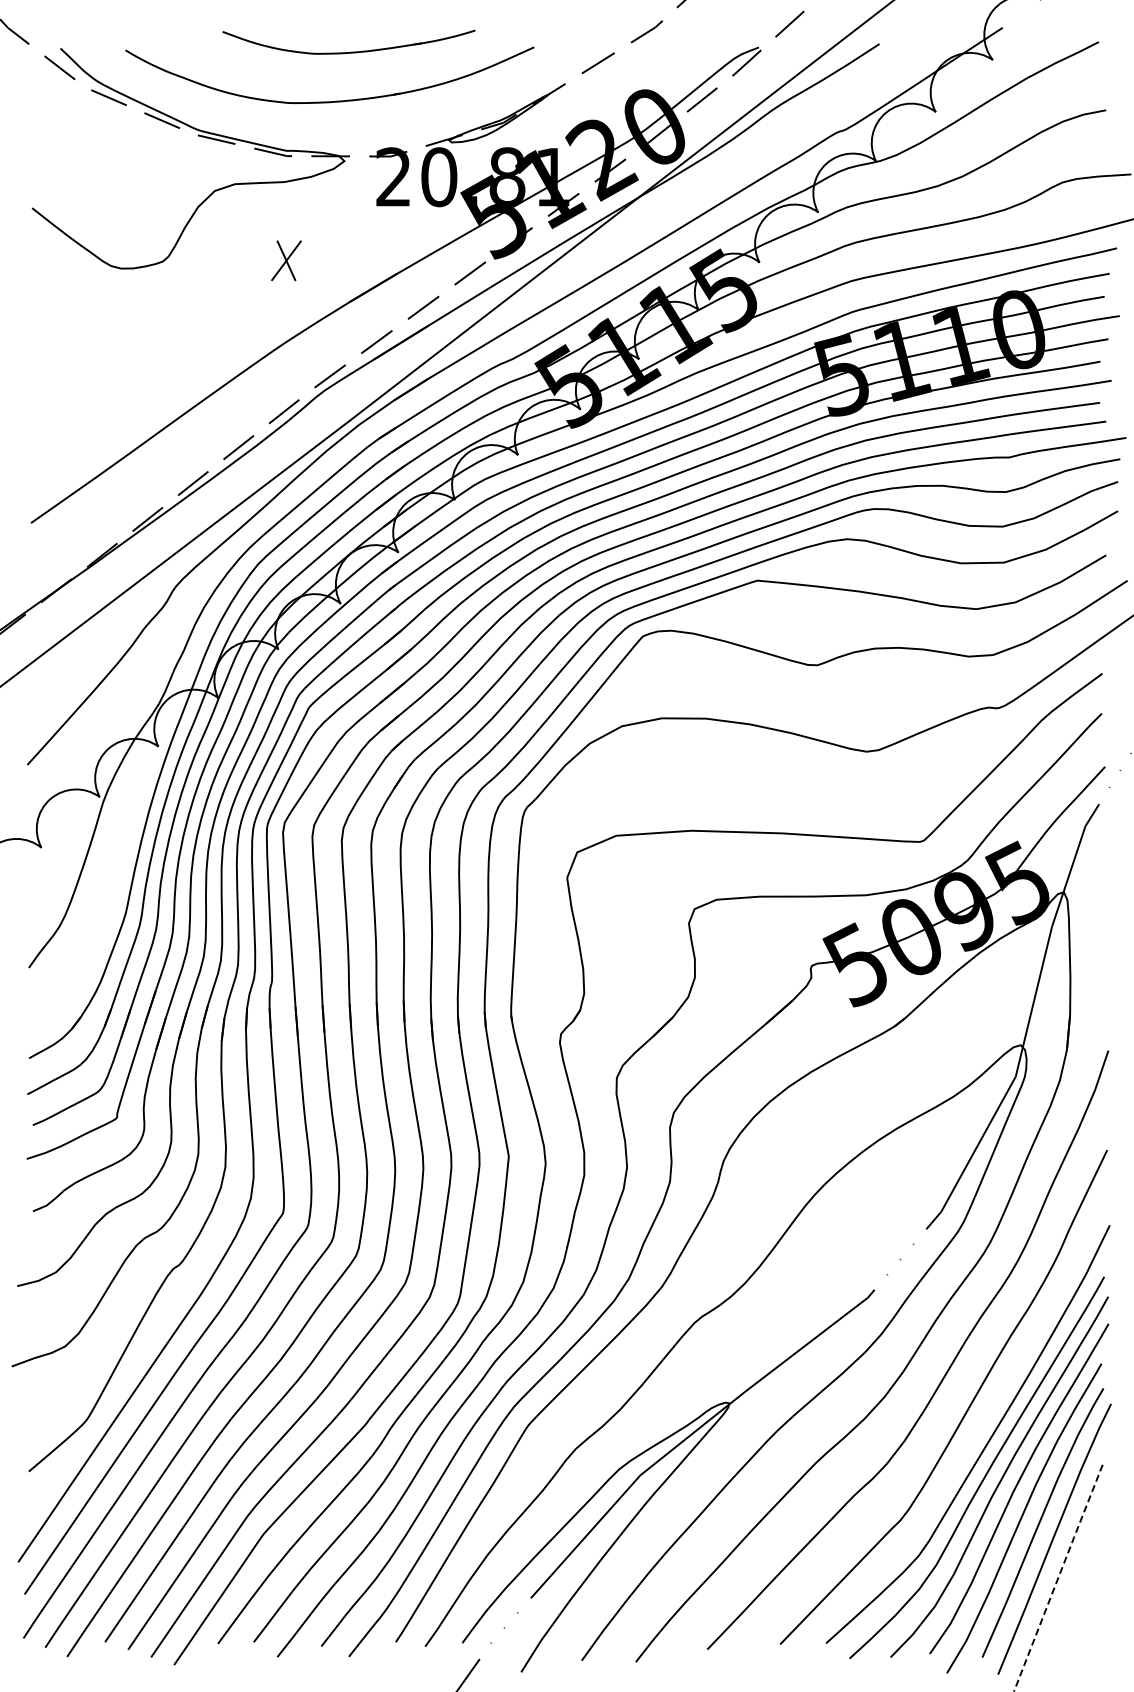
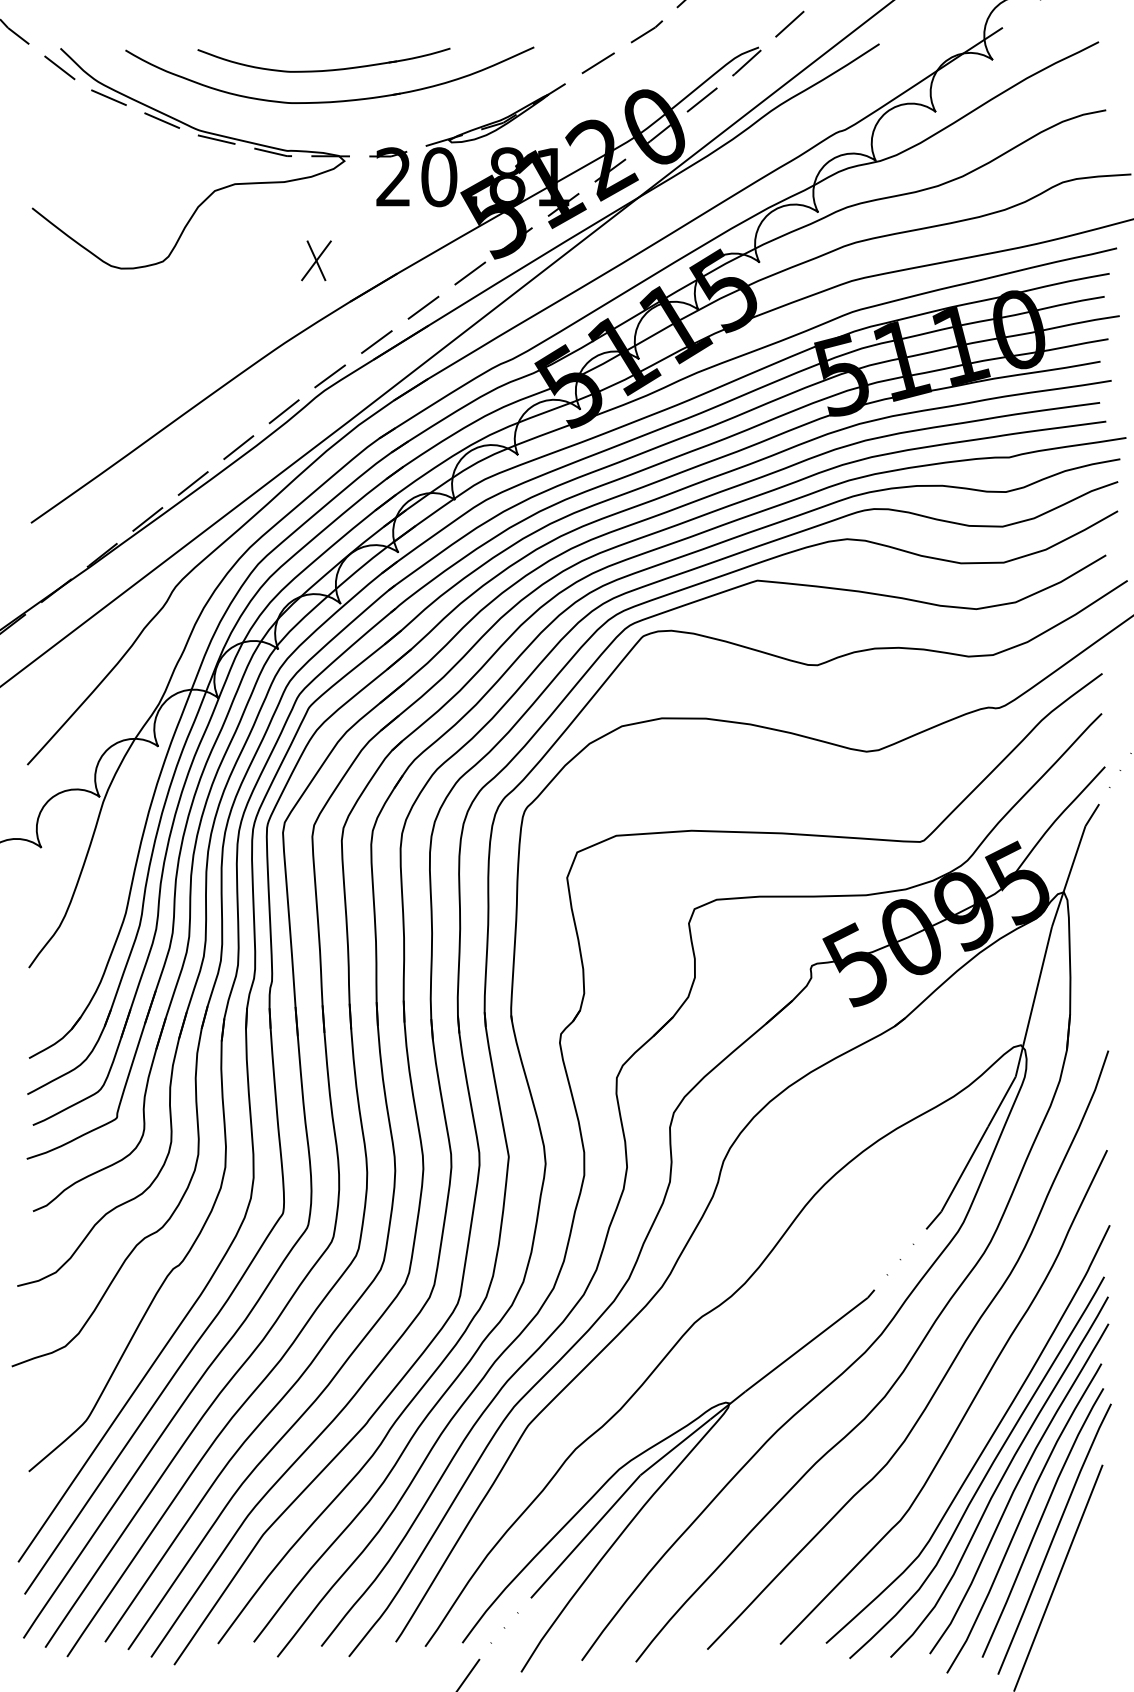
part position: (350, 51) -> (325, 69) (325, 69)
part position: (286, 260) -> (316, 260) (316, 260)
line: dashed -> solid (1058, 1578)
